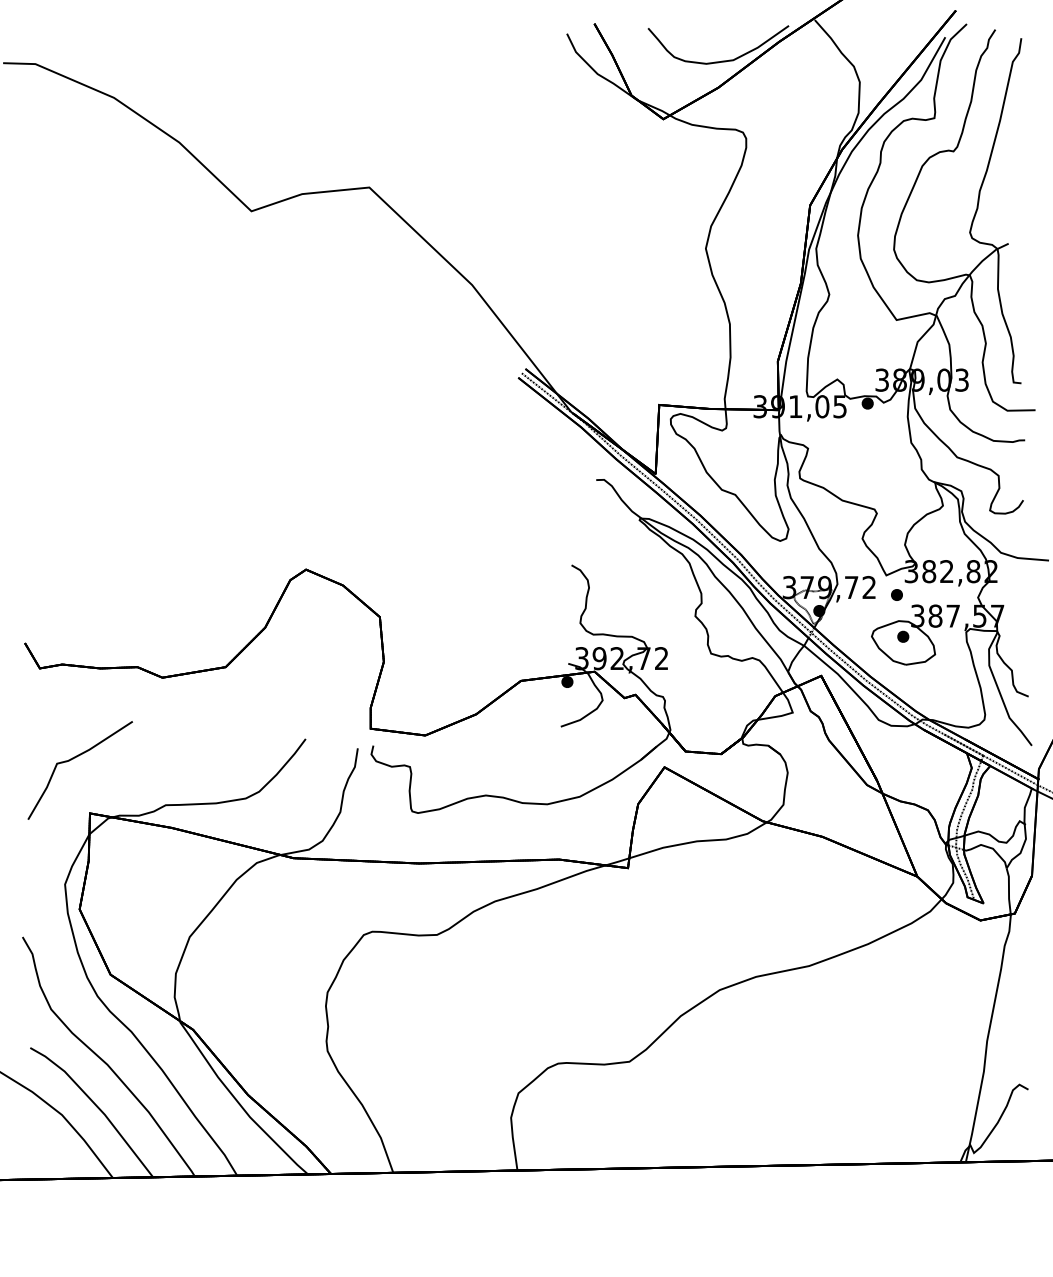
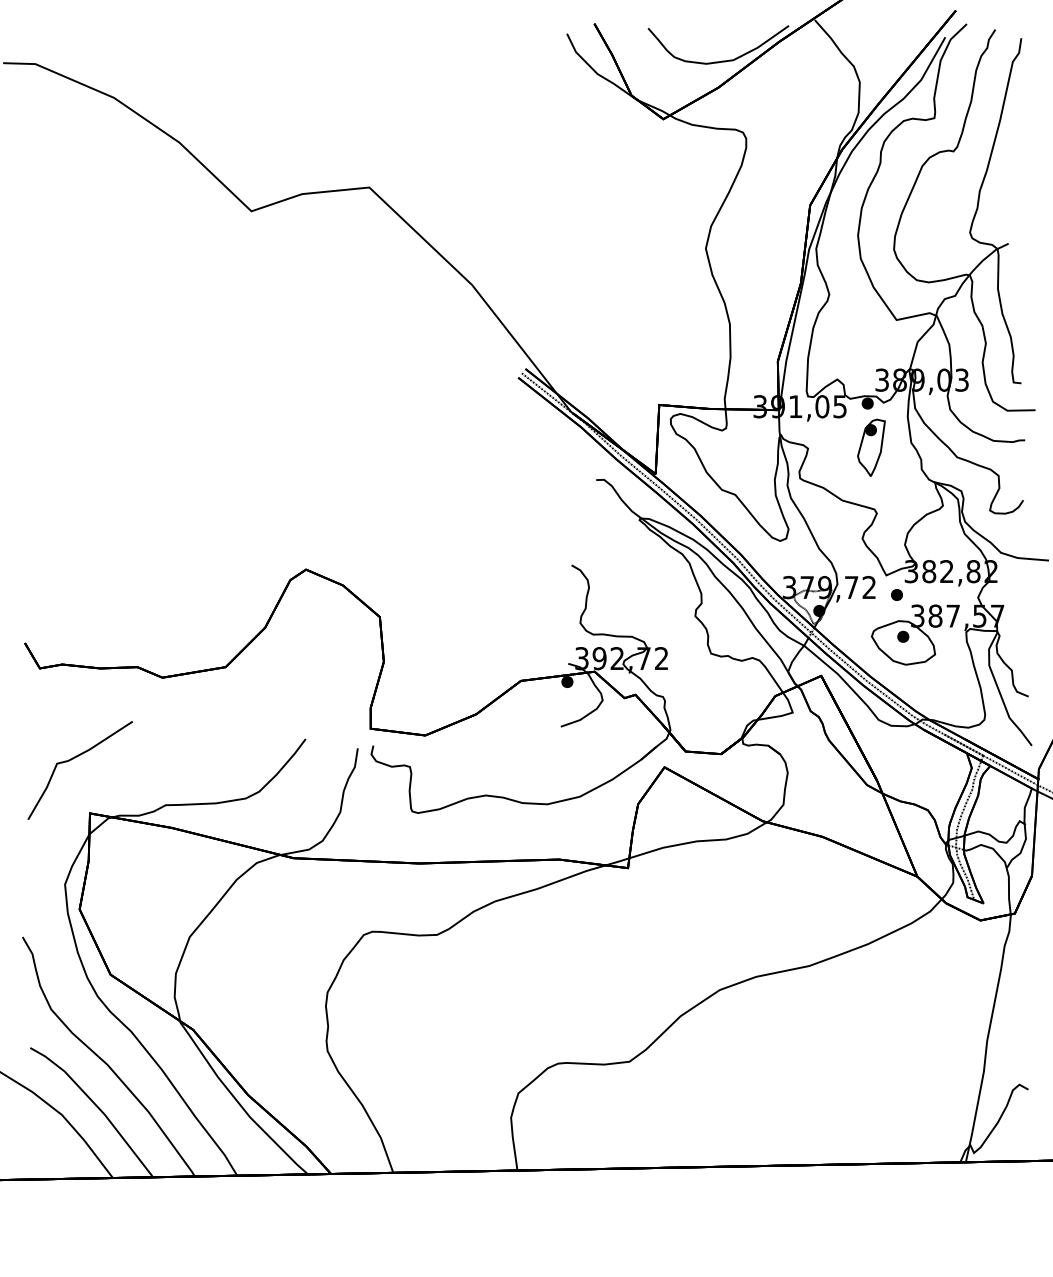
part: none -> present (871, 447)
